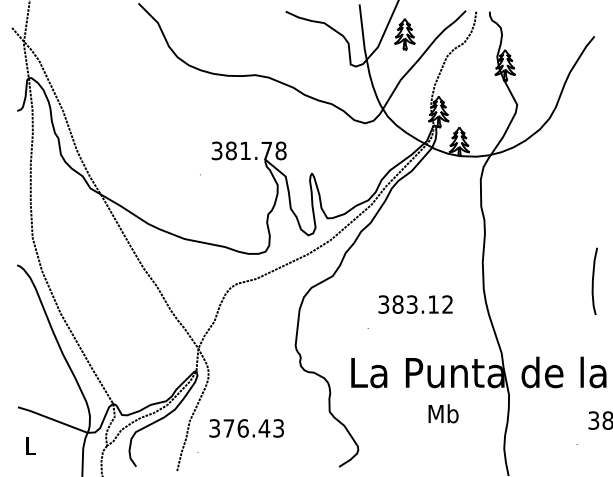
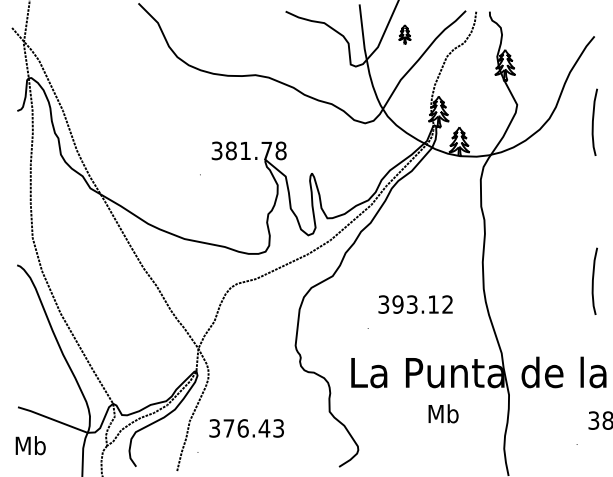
part size: 22x33 px -> 14x21 px (404, 34)
curve: none -> present (593, 121)
text: 383.12 -> 393.12 (397, 304)
text: L -> Mb (30, 445)
